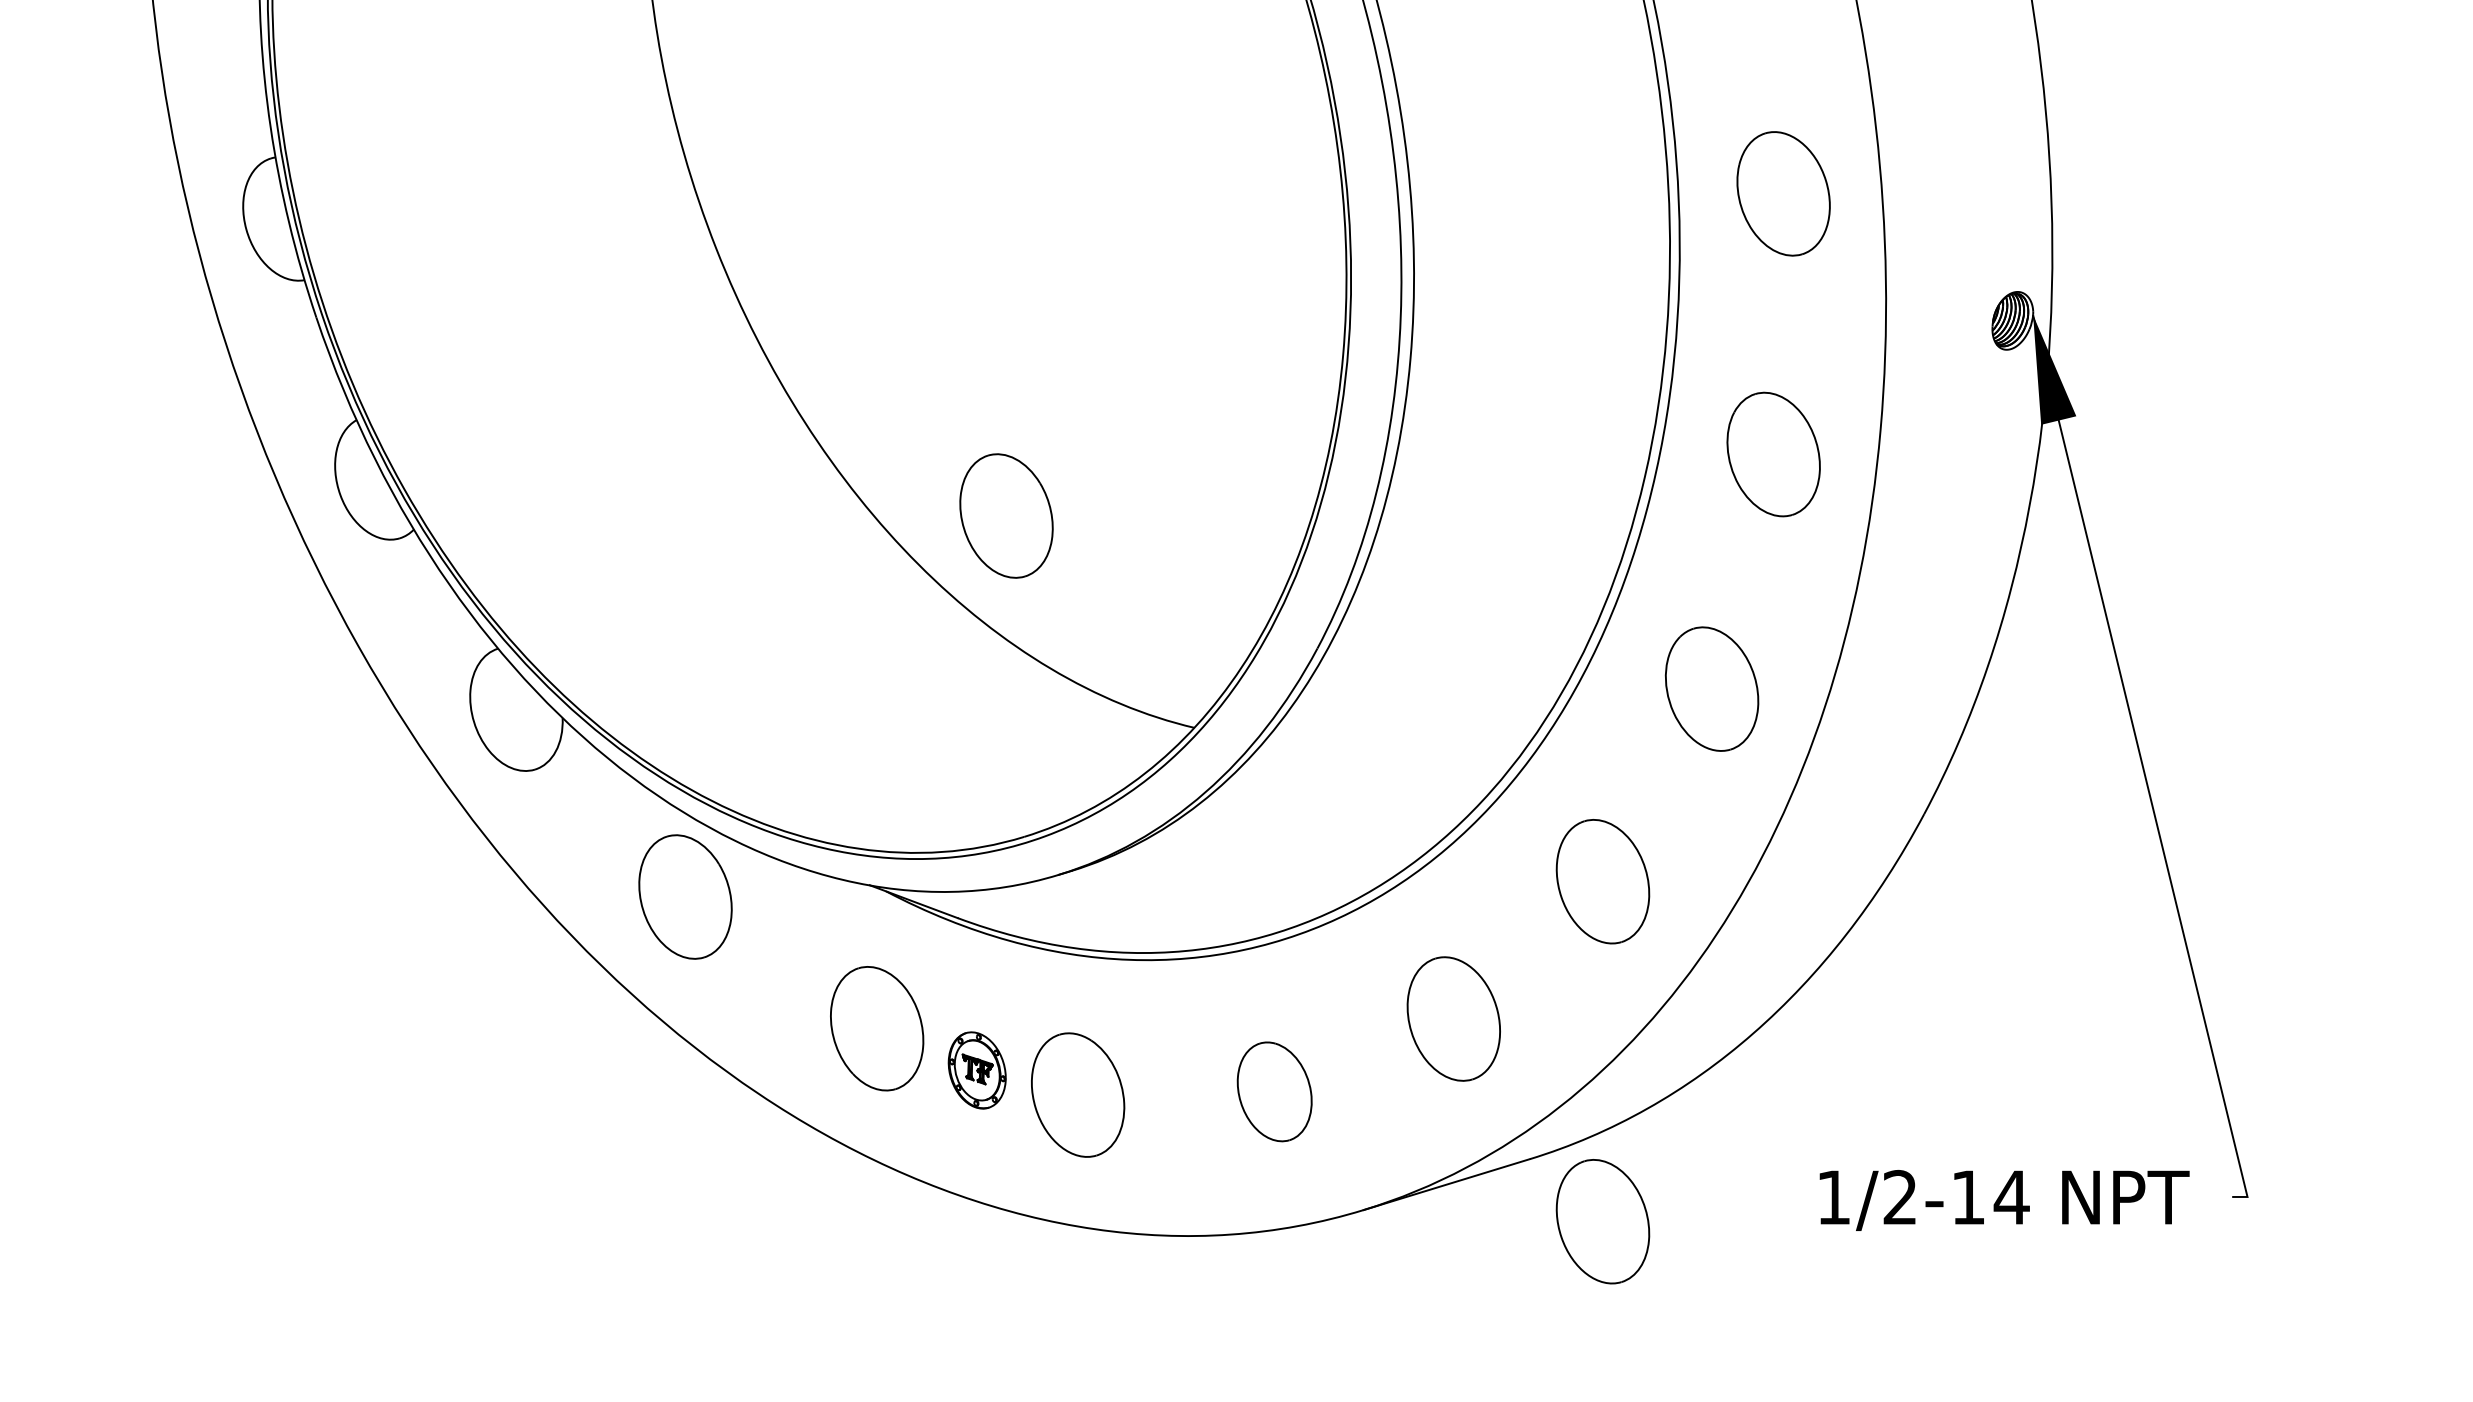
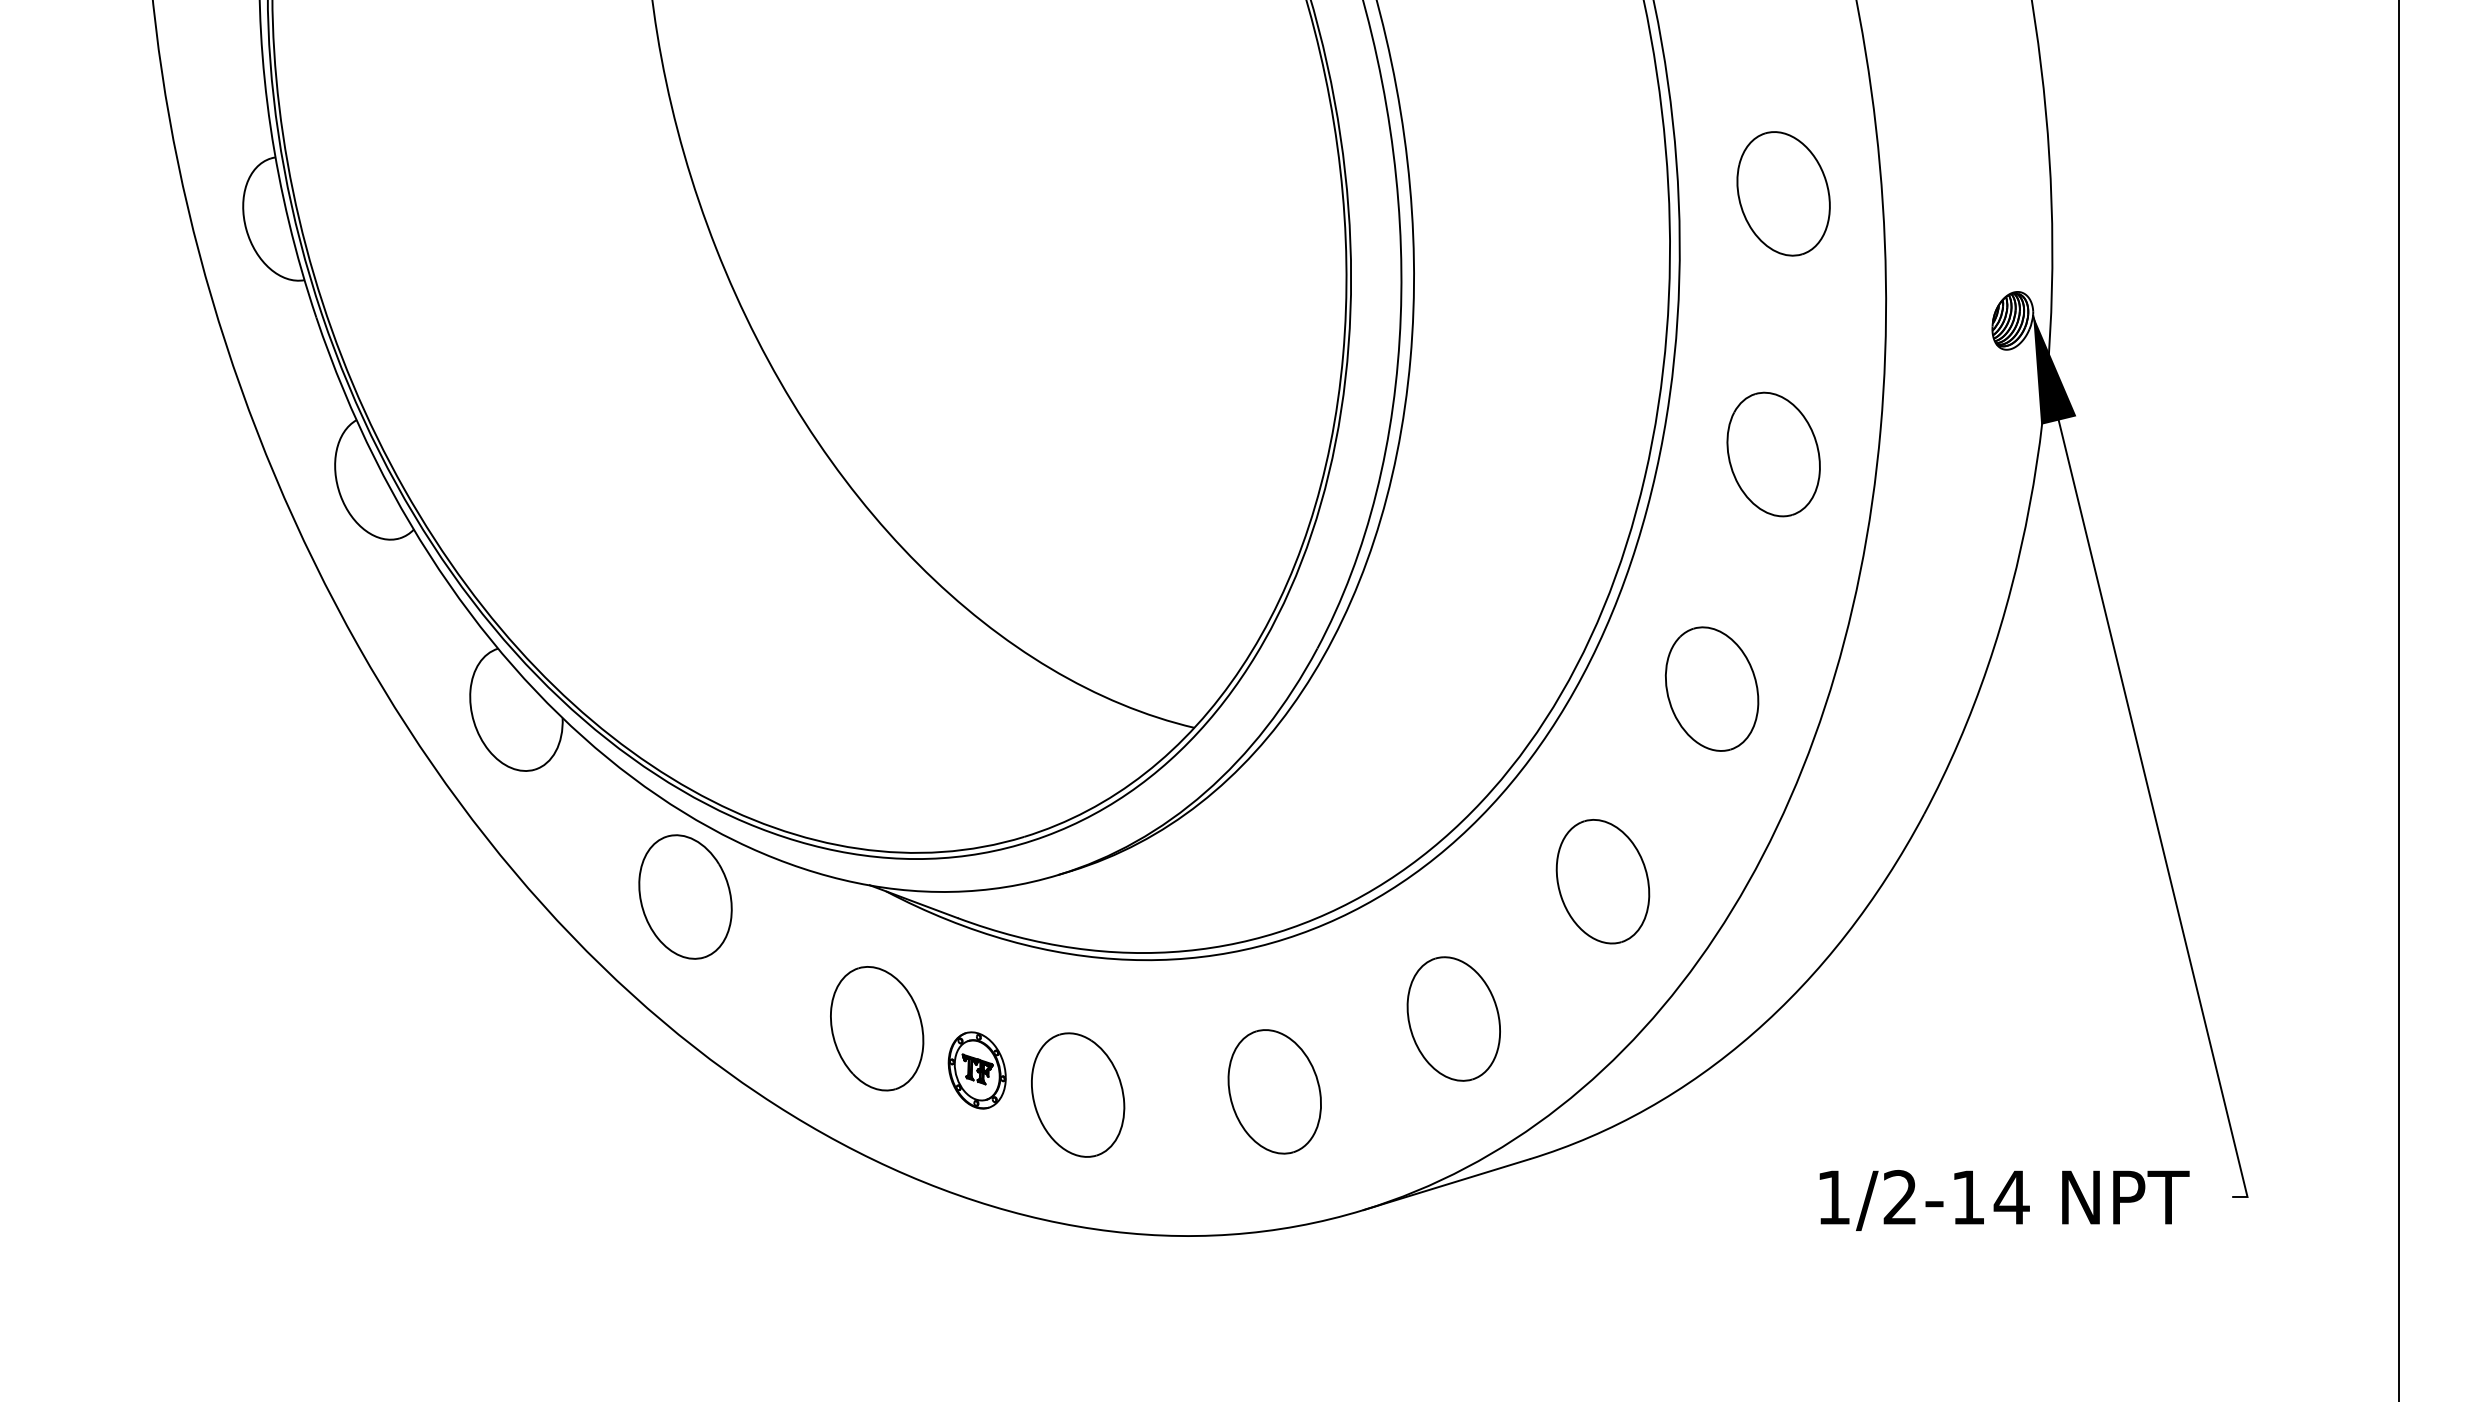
part: present -> none (1006, 515)
line: none -> present (2398, 700)
part size: 77x102 px -> 95x126 px (1274, 1091)
part: present -> none (1602, 1221)
